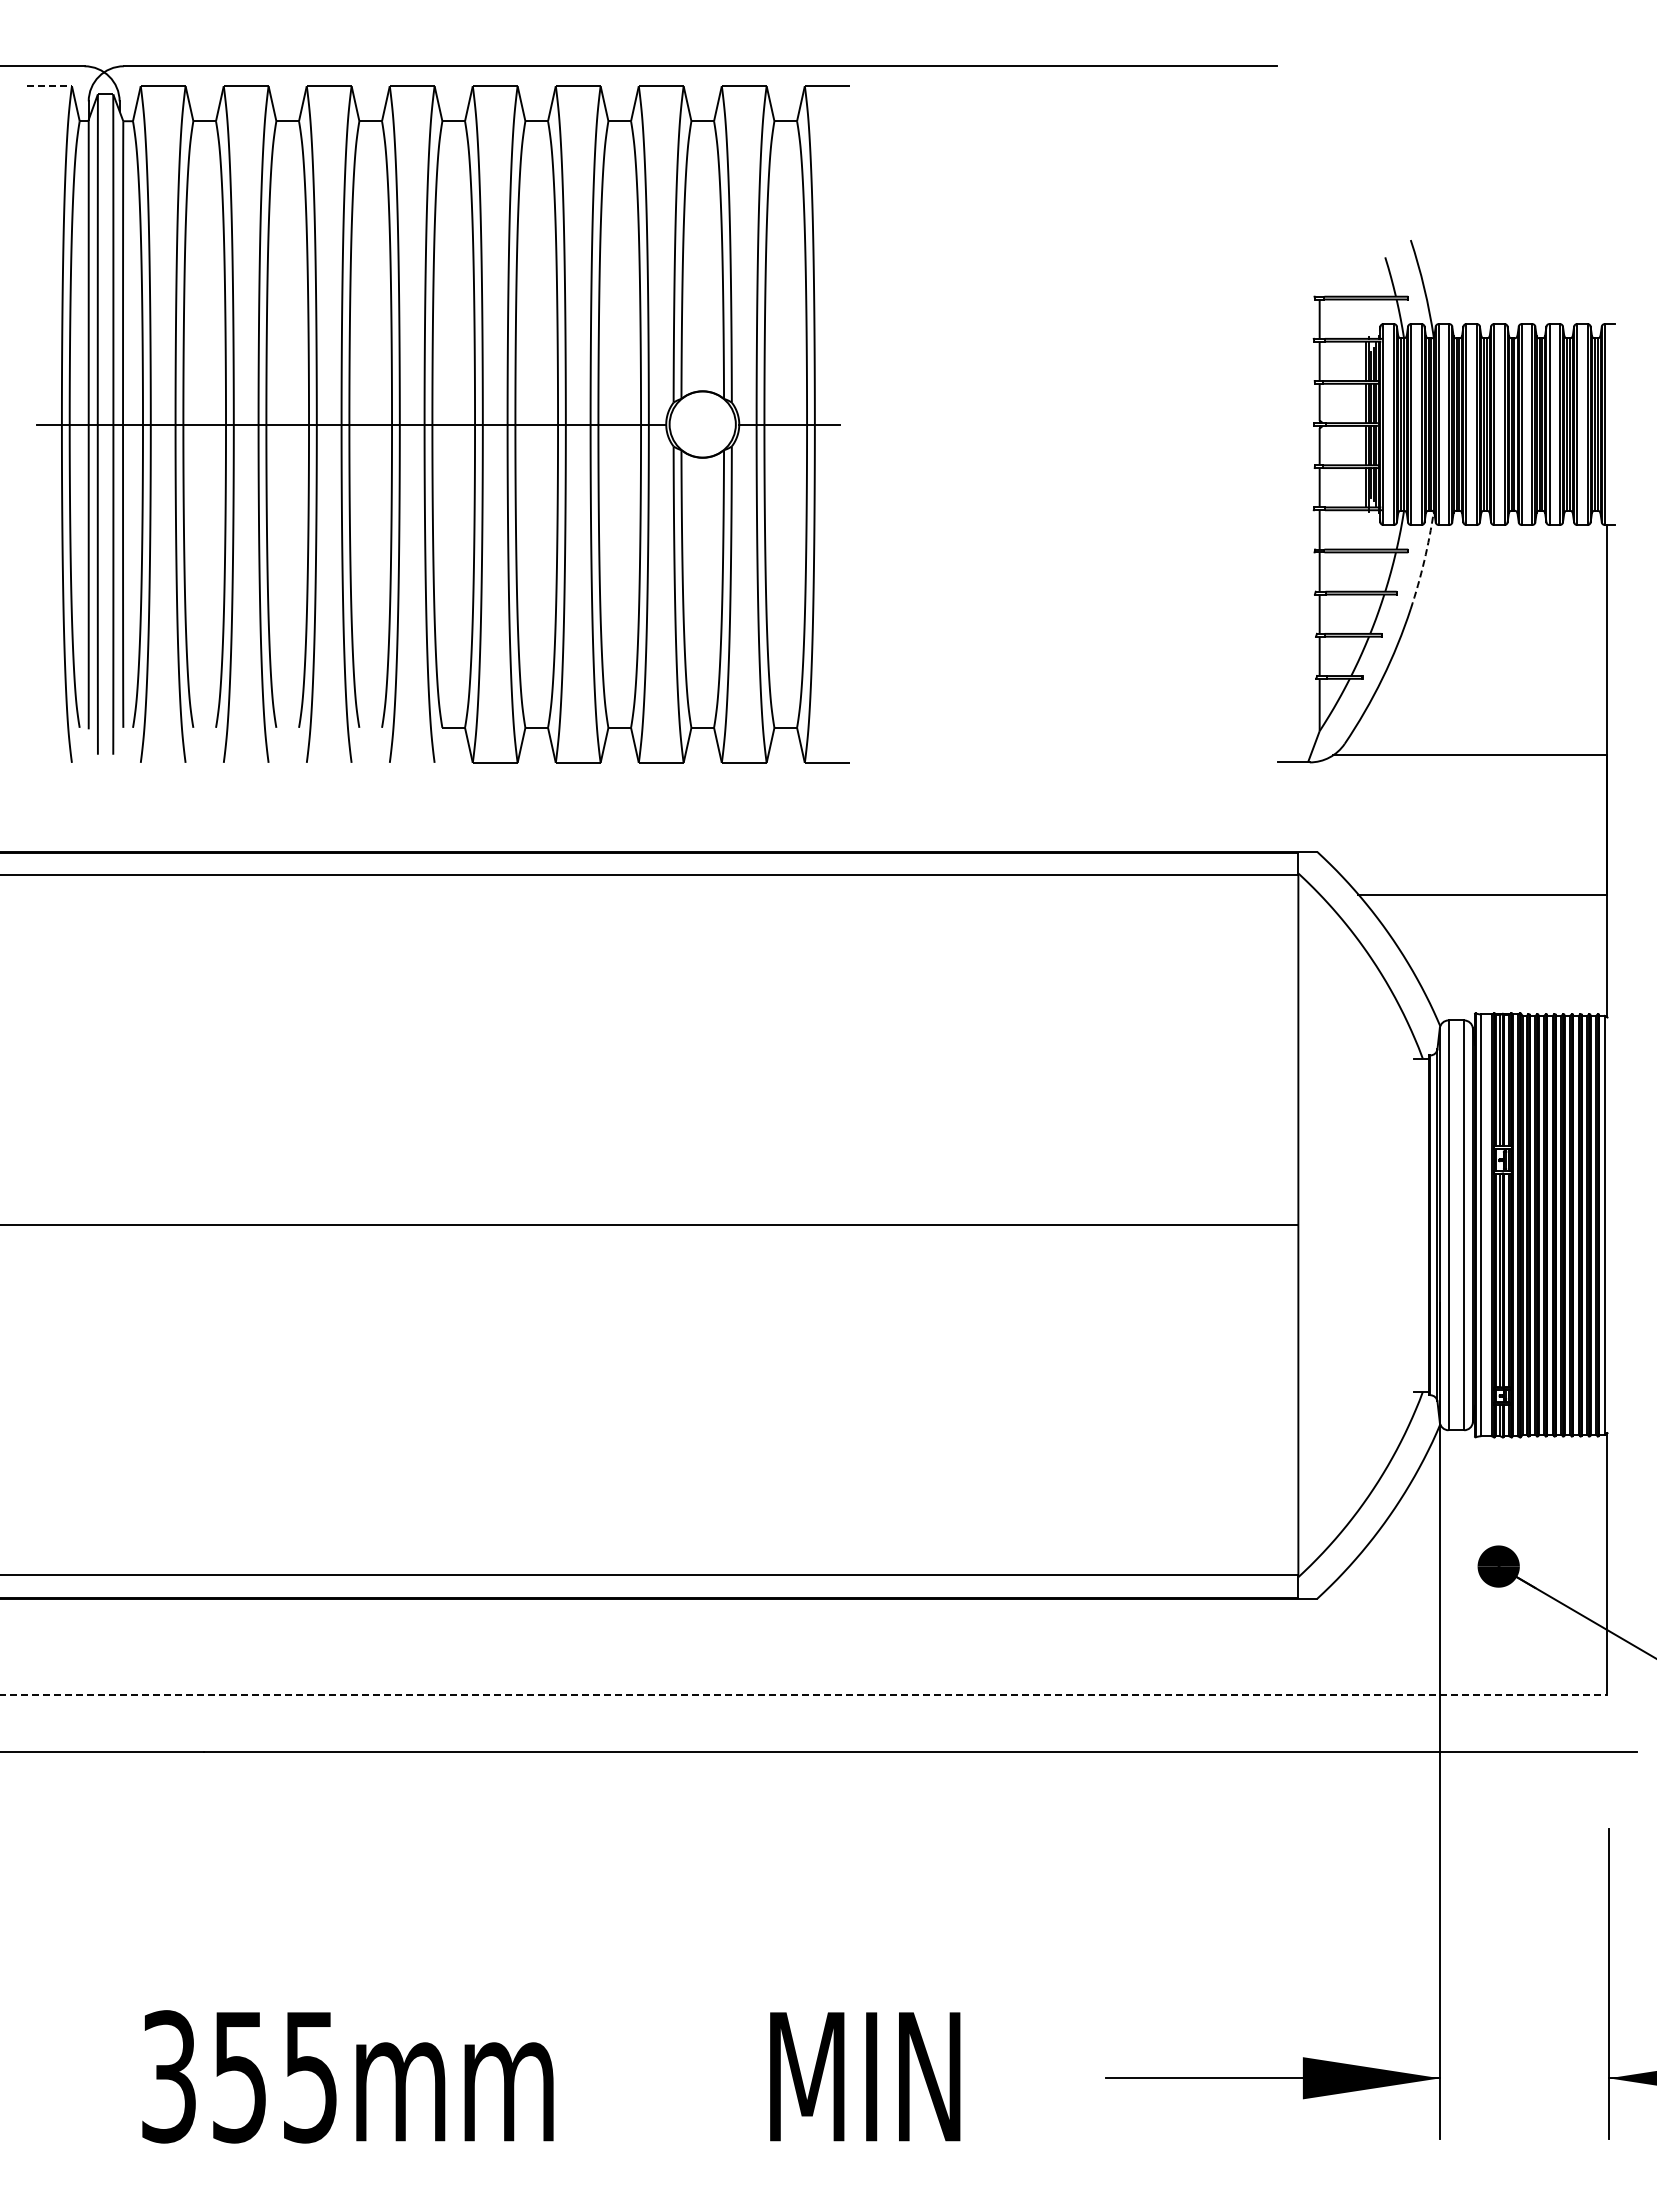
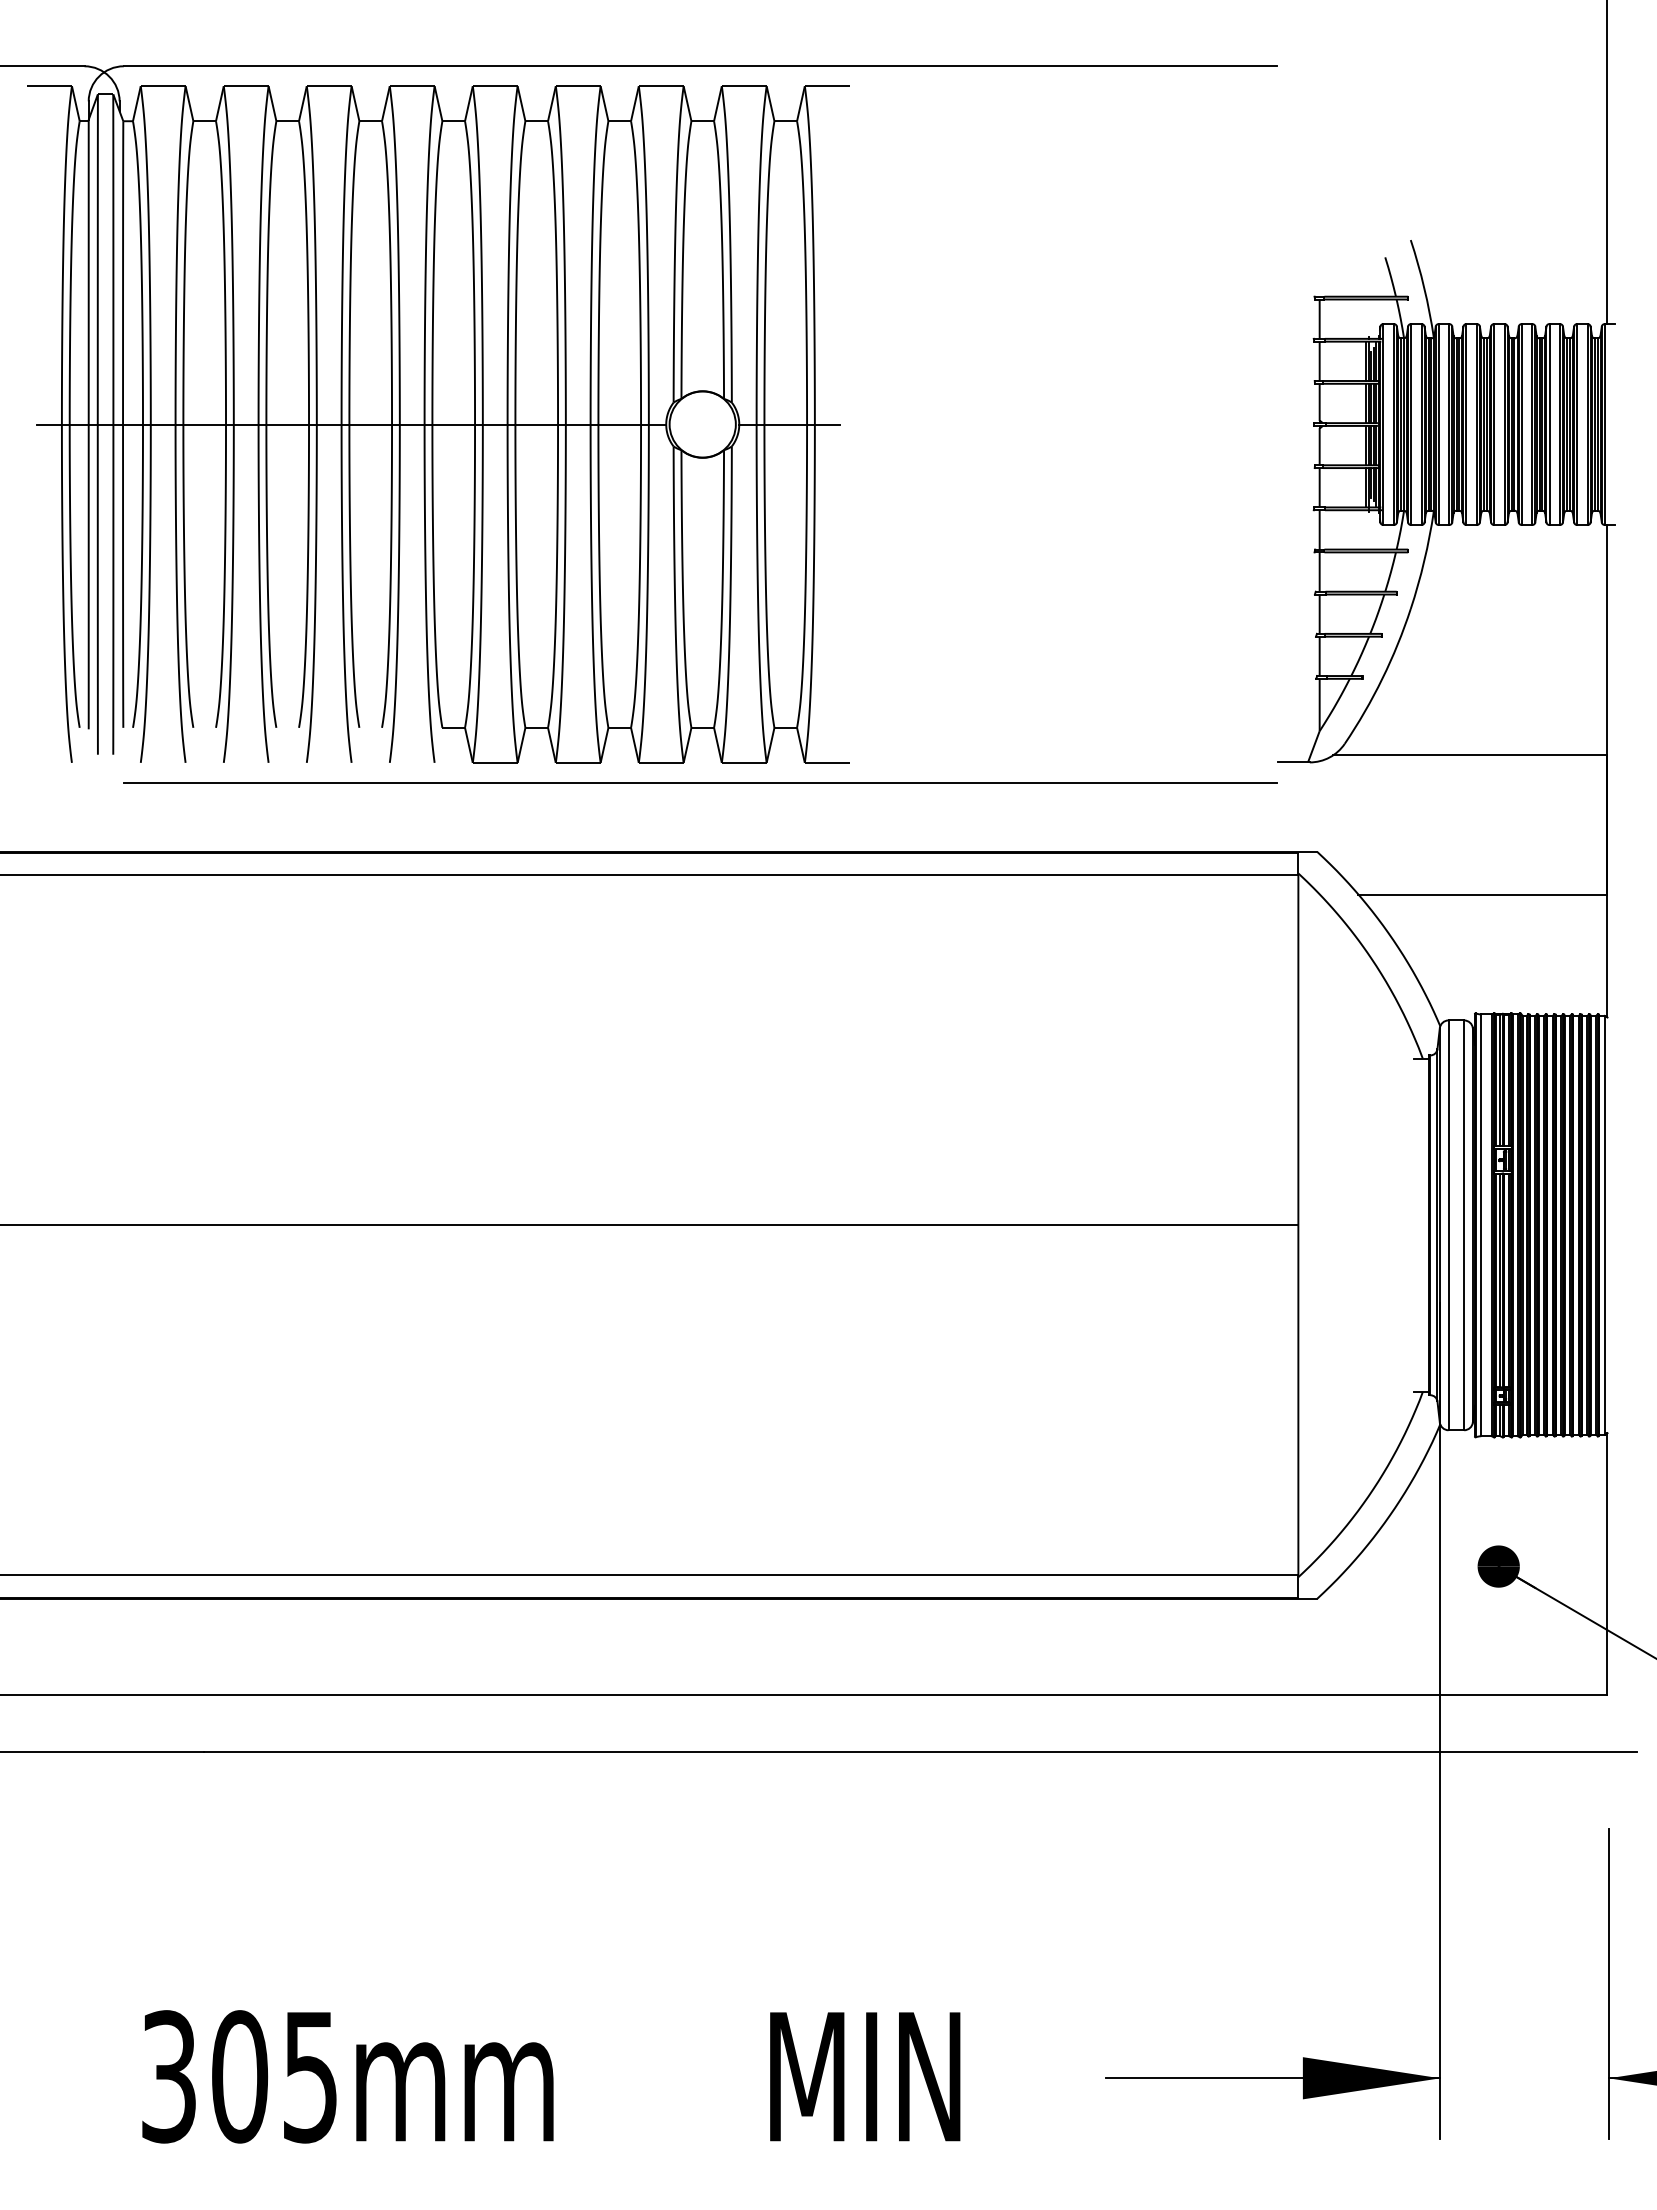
line: dashed -> solid (49, 86)
line: none -> present (1607, 163)
arc: dashed -> solid (1424, 560)
line: none -> present (700, 782)
line: dashed -> solid (804, 1695)
text: 355mm -> 305mm (240, 2076)
